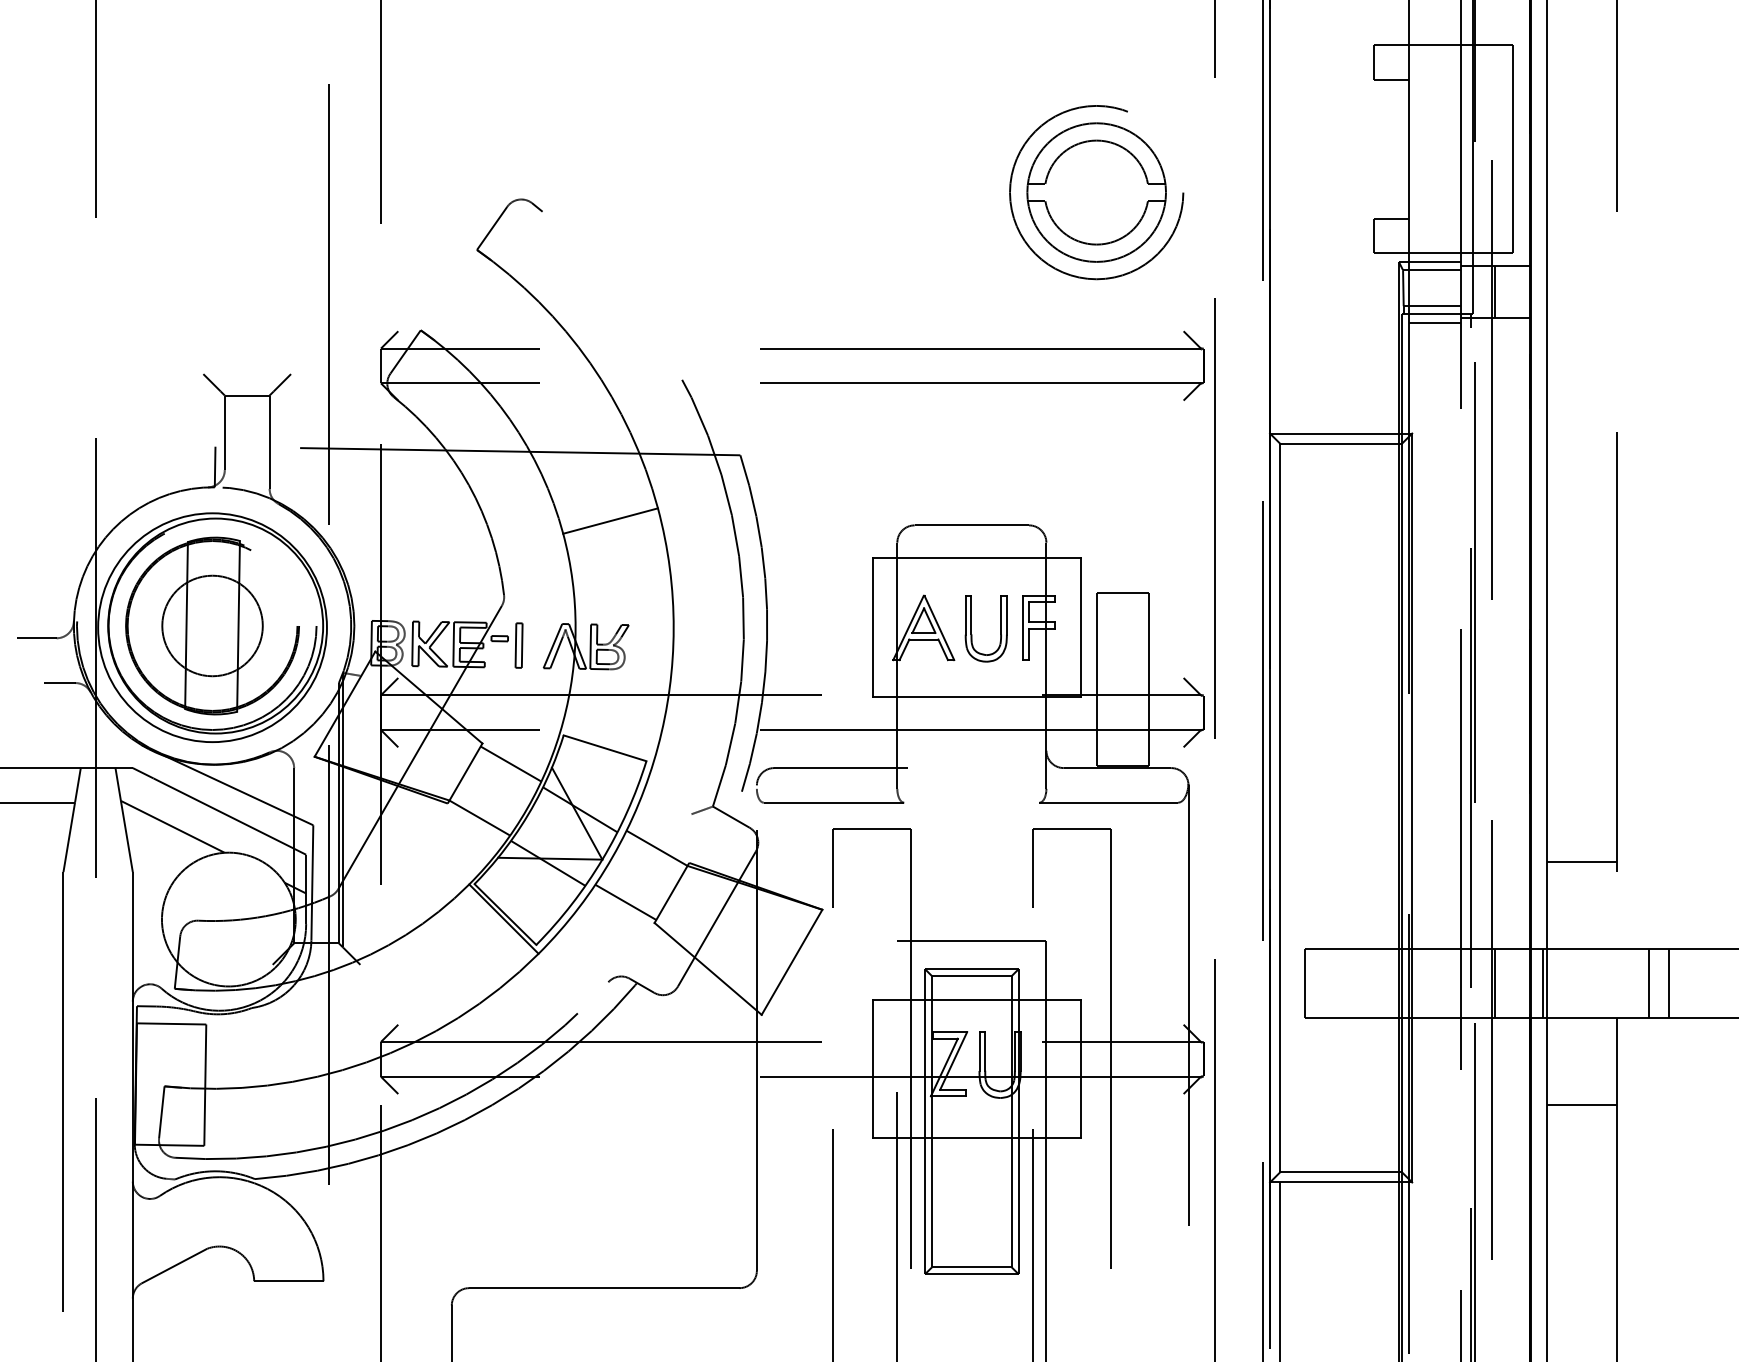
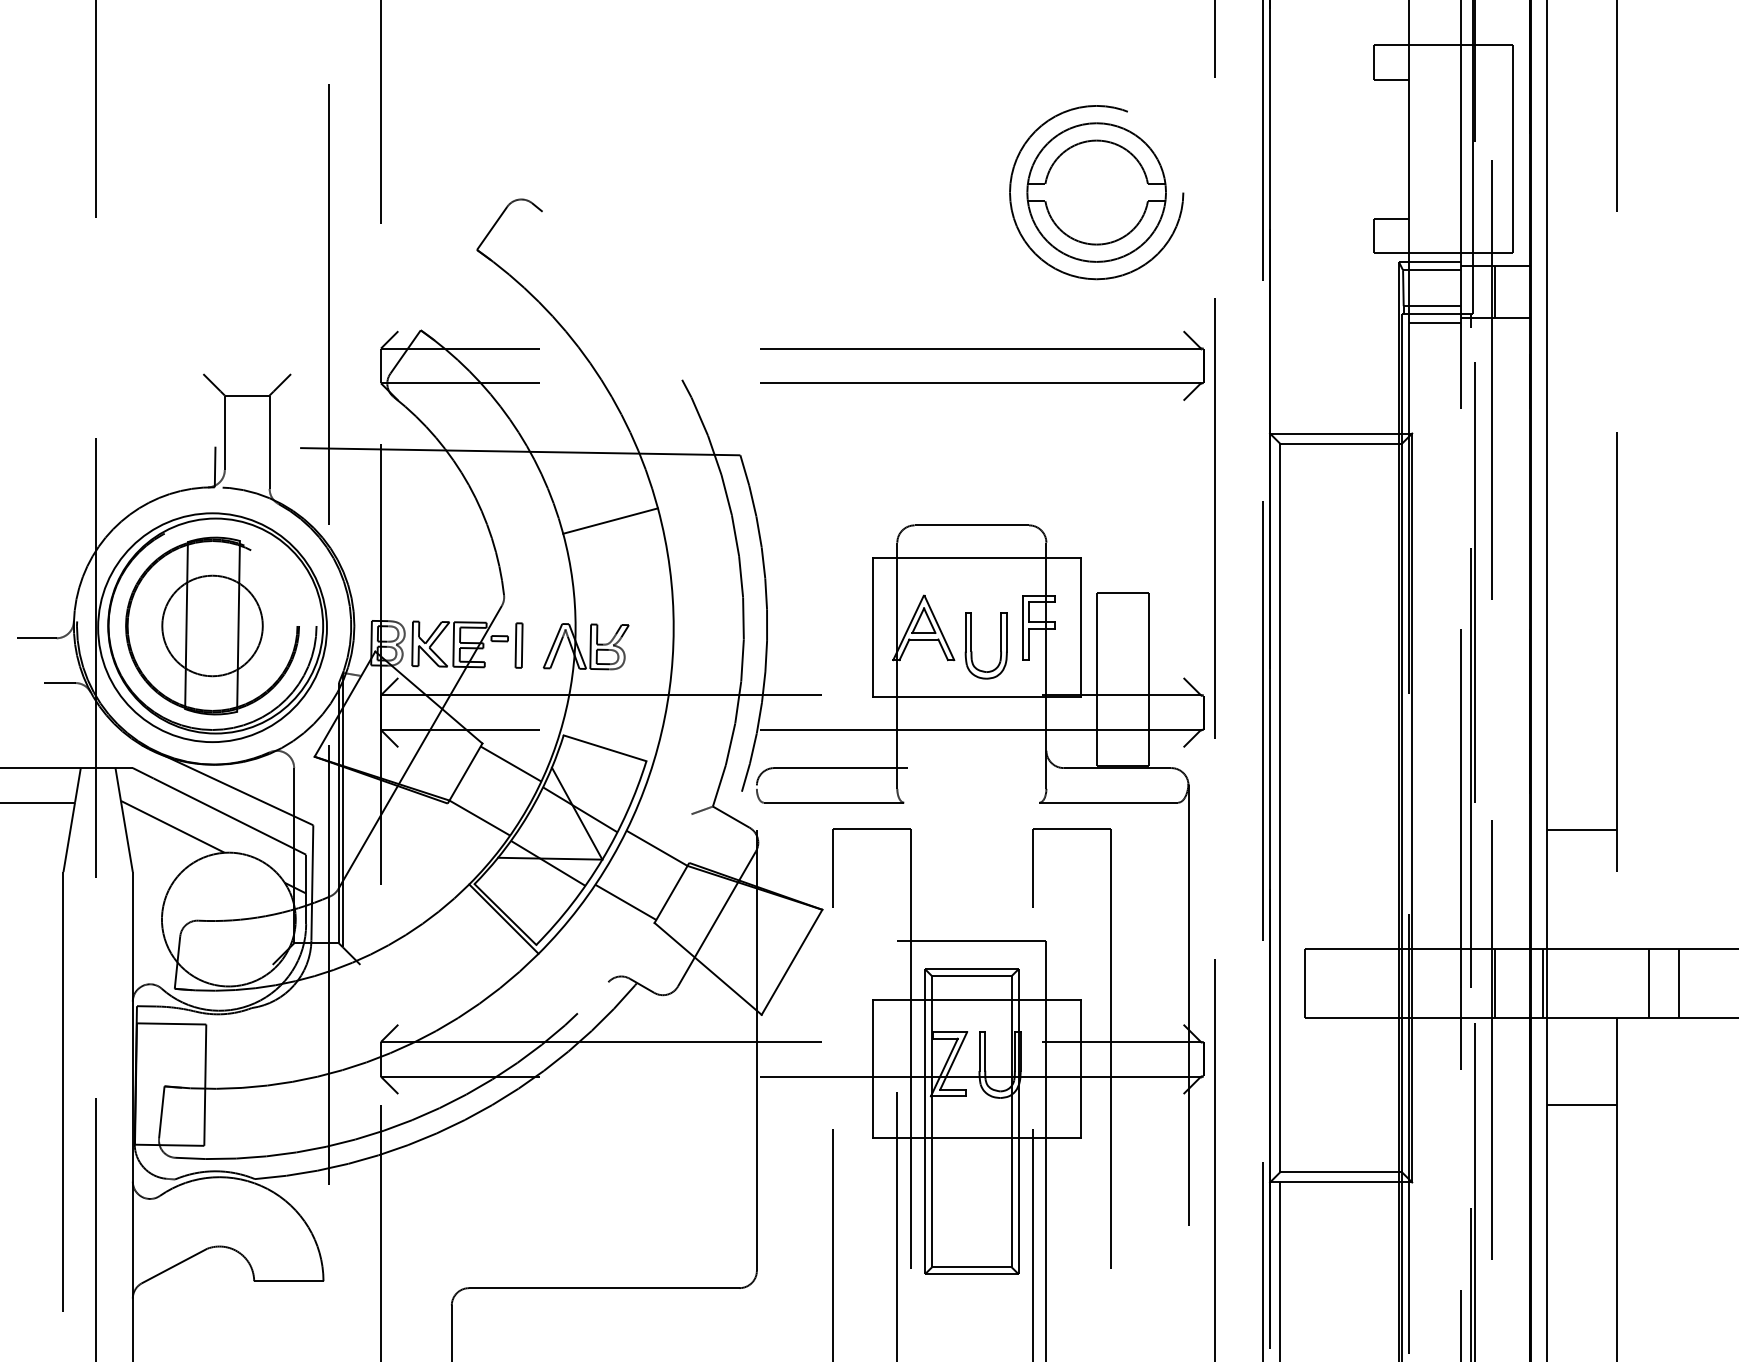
part position: (971, 628) -> (971, 645) (971, 645)
line position: (1581, 861) -> (1581, 829) (1581, 829)
line position: (1668, 982) -> (1678, 982) (1678, 982)
